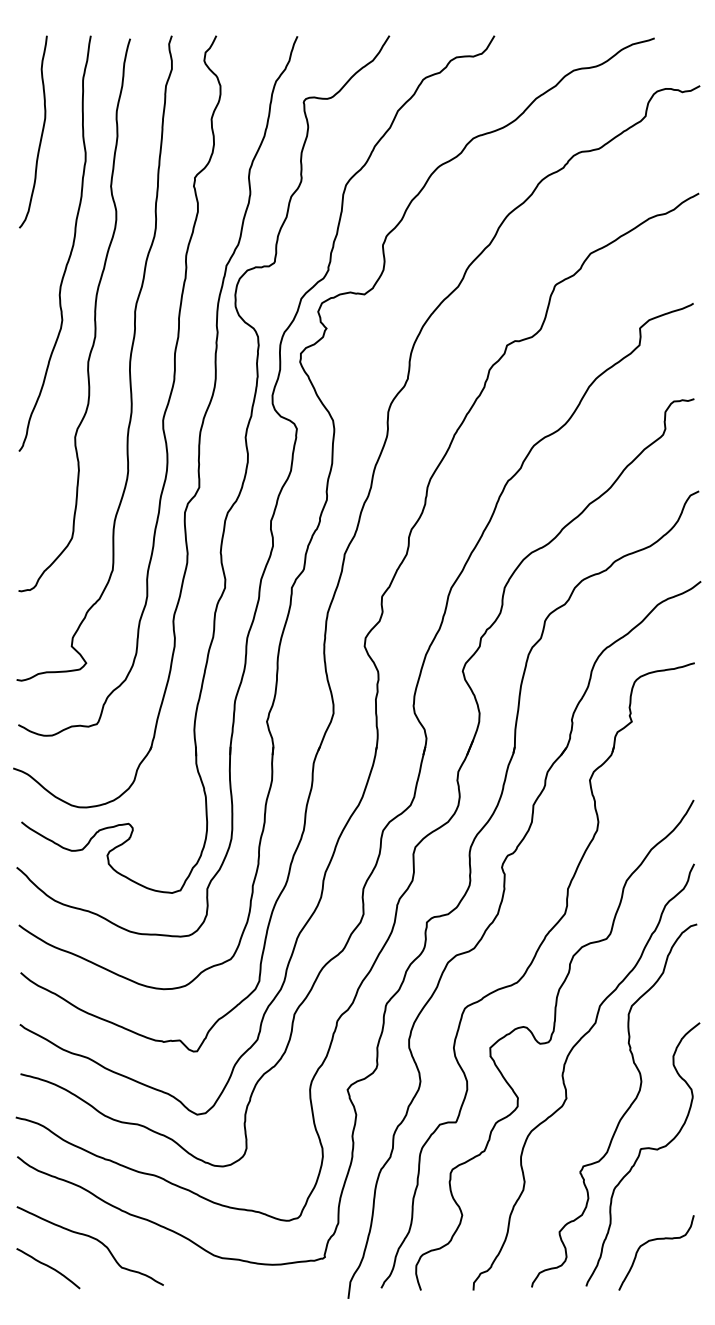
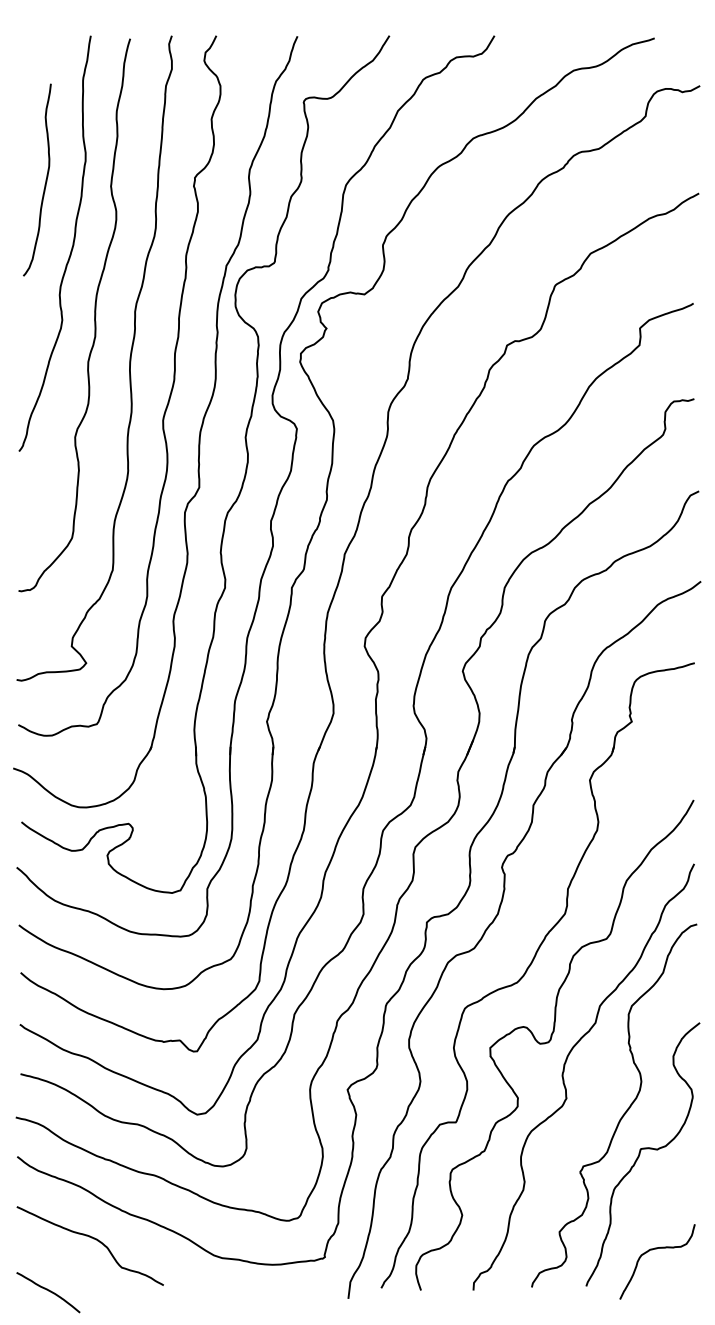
curve position: (41, 131) -> (45, 179) (45, 179)
curve position: (655, 1240) -> (656, 1249) (656, 1249)
curve position: (48, 1267) -> (48, 1291) (48, 1291)
